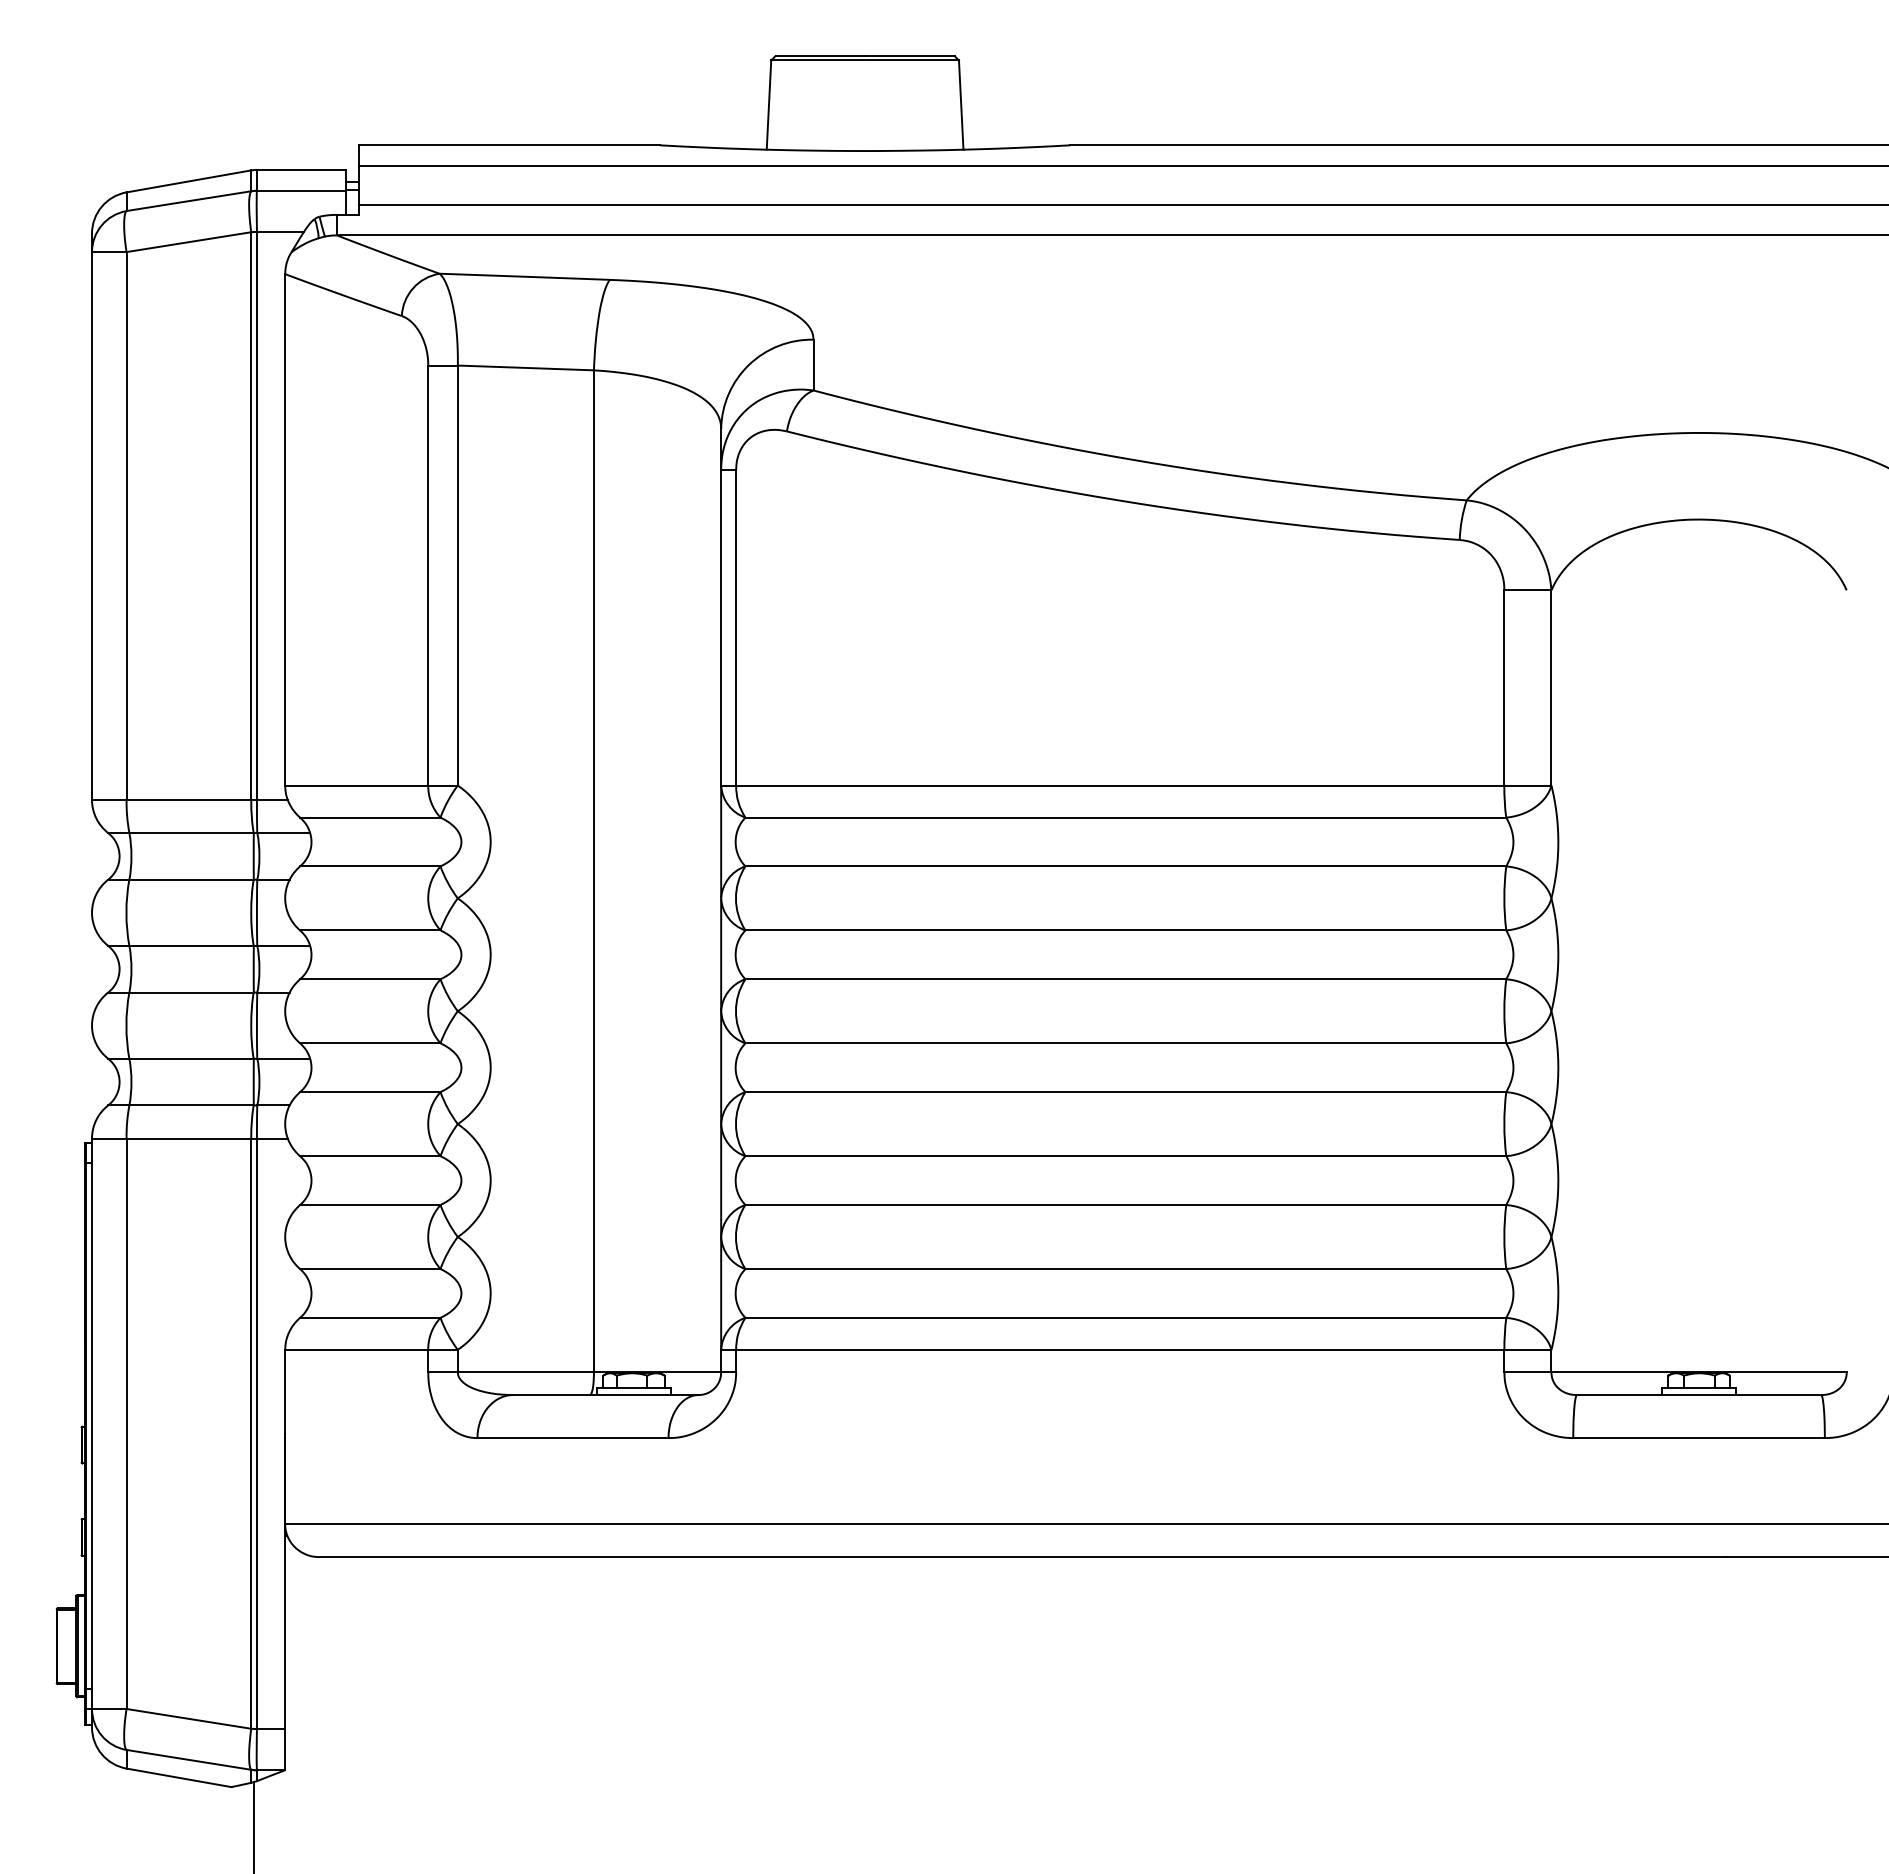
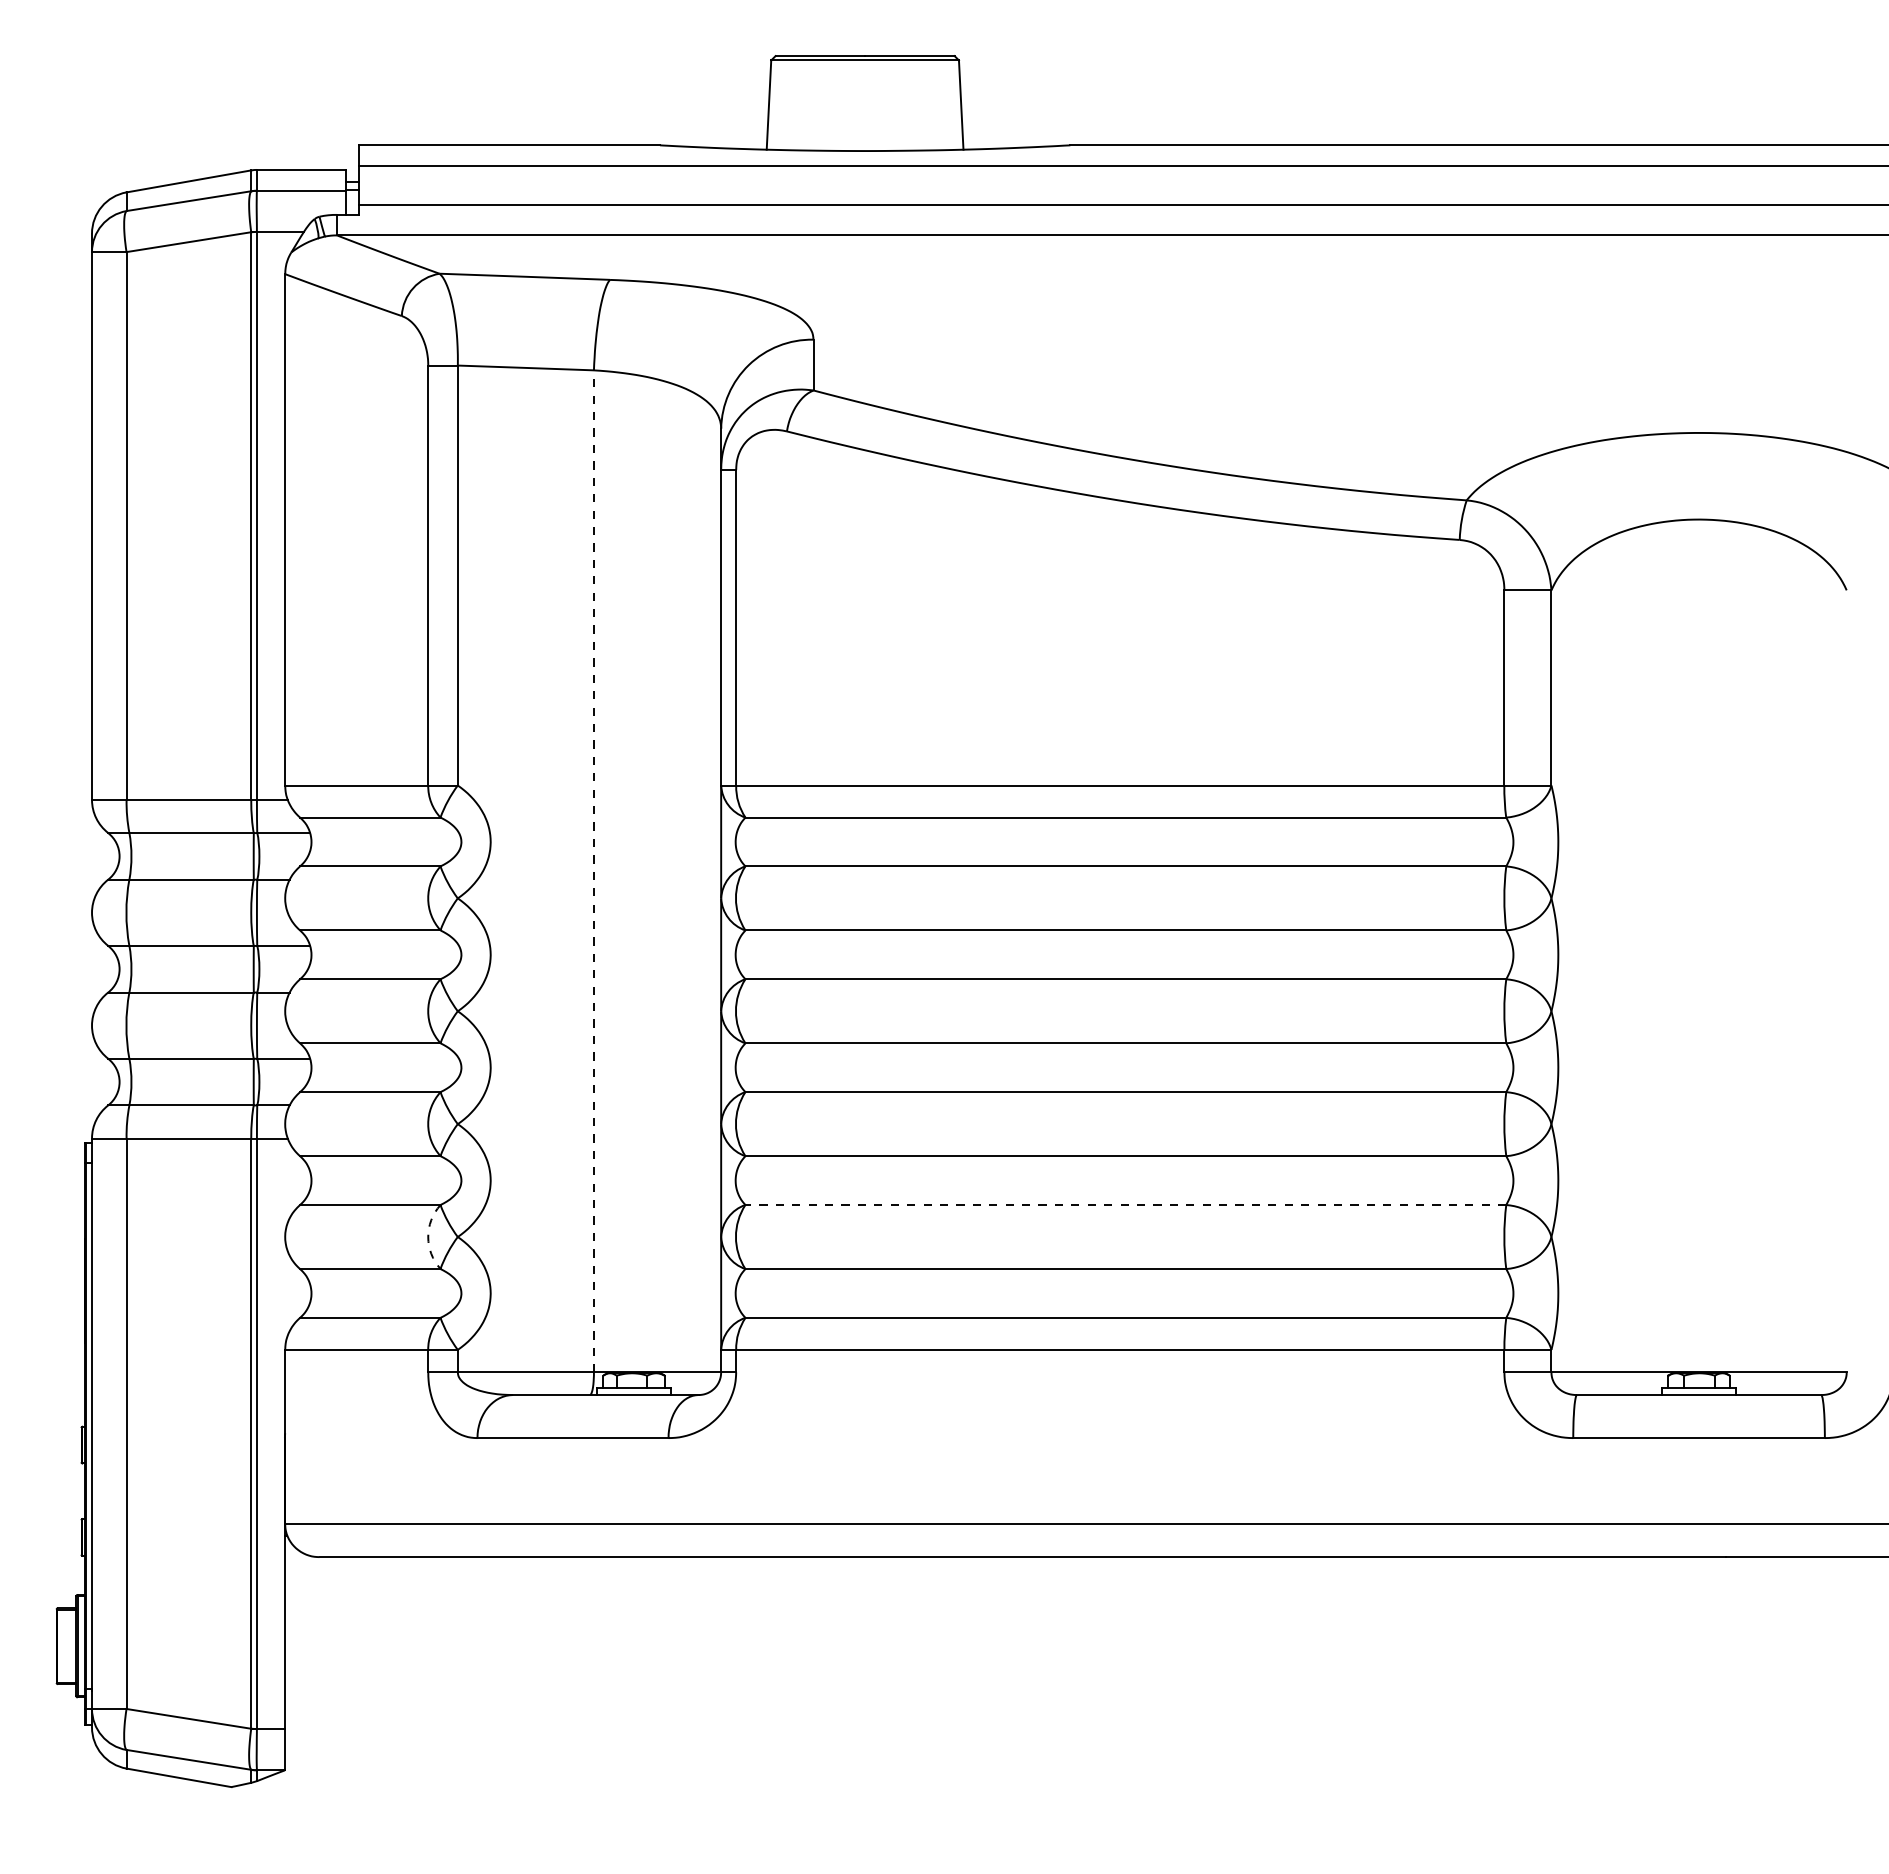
line: solid -> dashed (593, 870)
line: solid -> dashed (1125, 1204)
arc: solid -> dashed (428, 1237)
line: present -> none (254, 1825)
